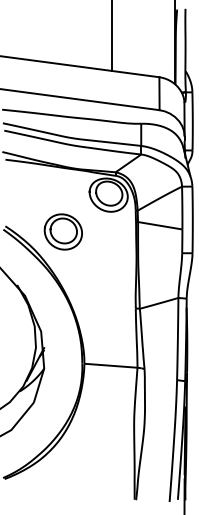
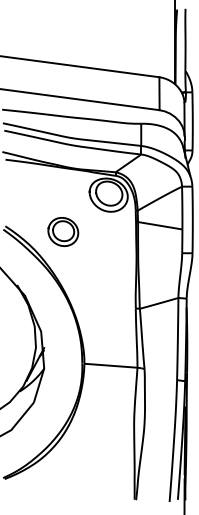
line: present -> none (112, 36)
part size: 40x38 px -> 33x30 px (63, 231)
